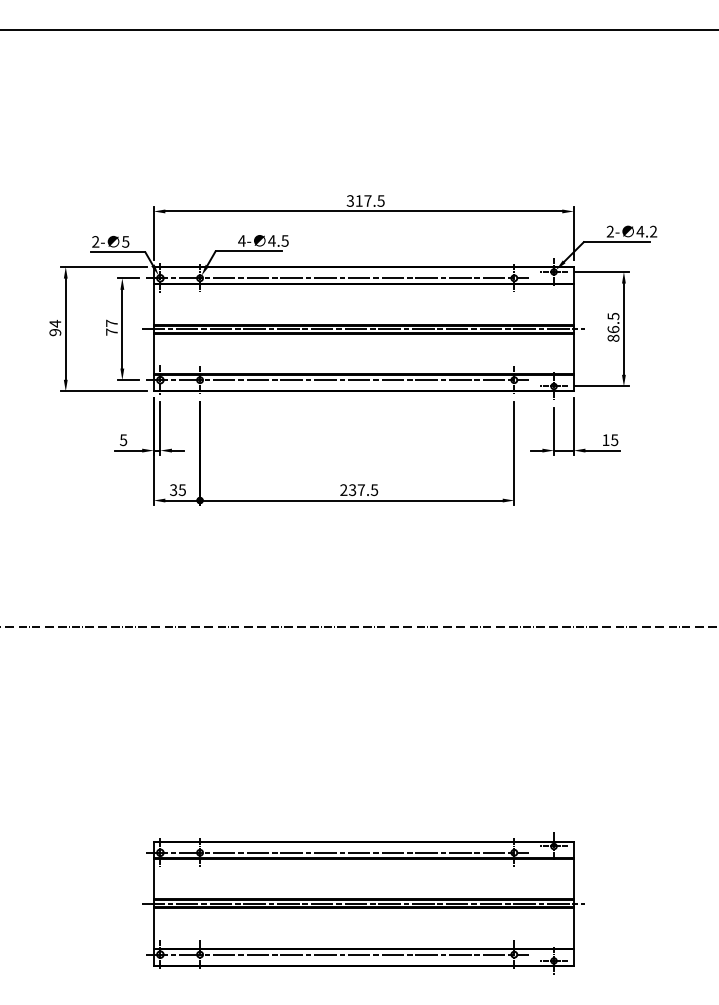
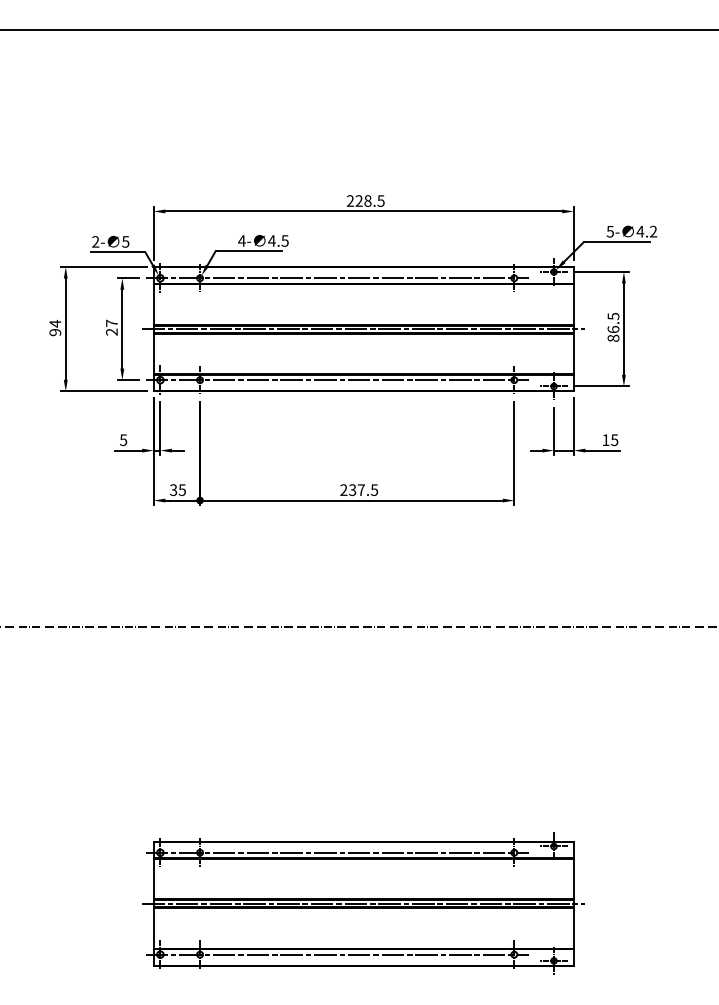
text: 317.5 -> 228.5 (358, 200)
text: 2- -> 5- (609, 231)
text: 77 -> 27 (111, 331)
